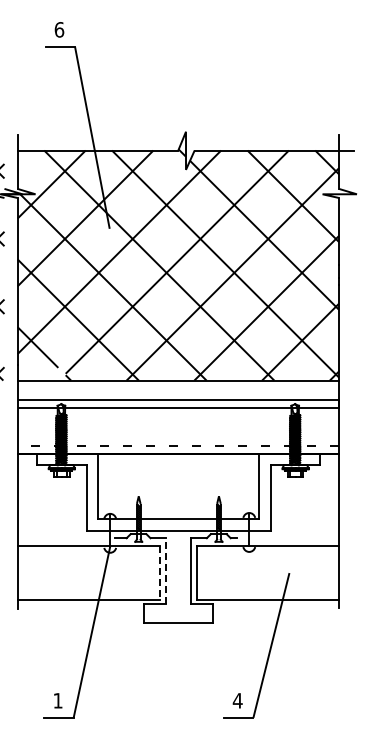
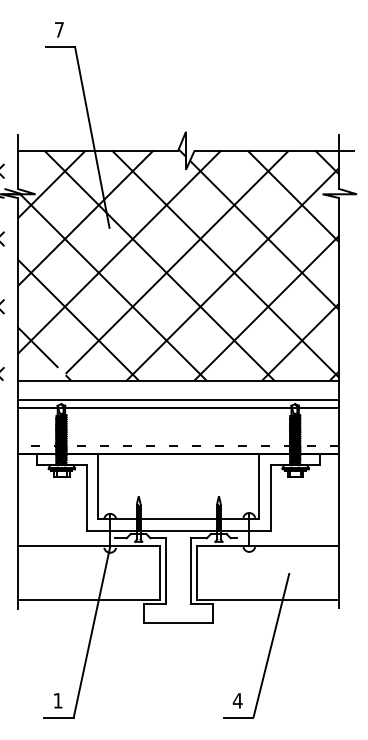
text: 6 -> 7 (59, 29)
line: dashed -> solid (166, 570)
line: dashed -> solid (160, 573)
